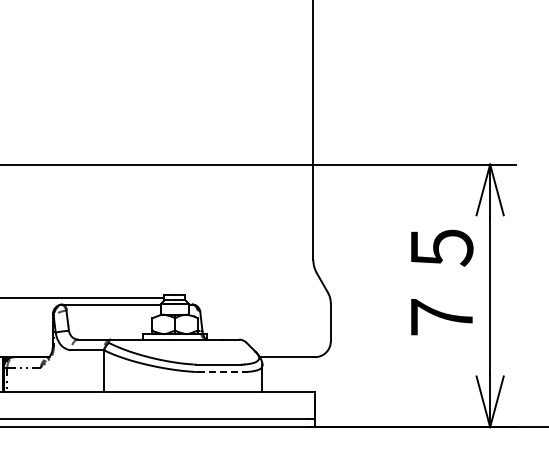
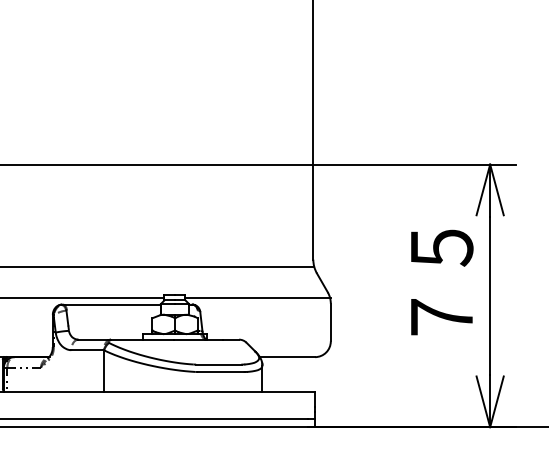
line: none -> present (157, 267)
line: none -> present (257, 297)
line: dashed -> solid (221, 372)
